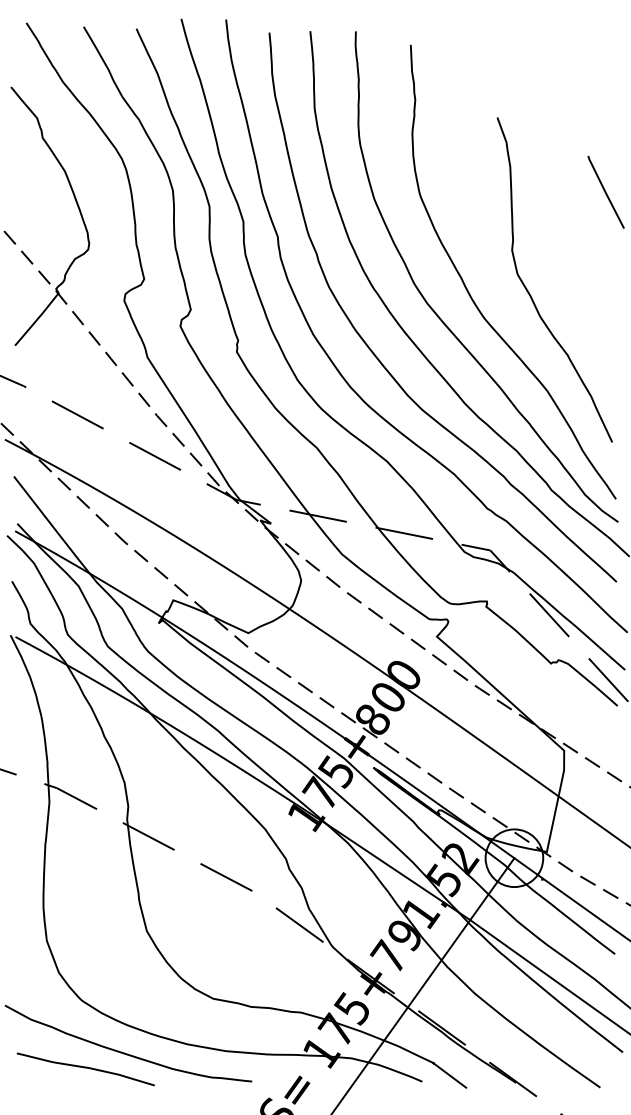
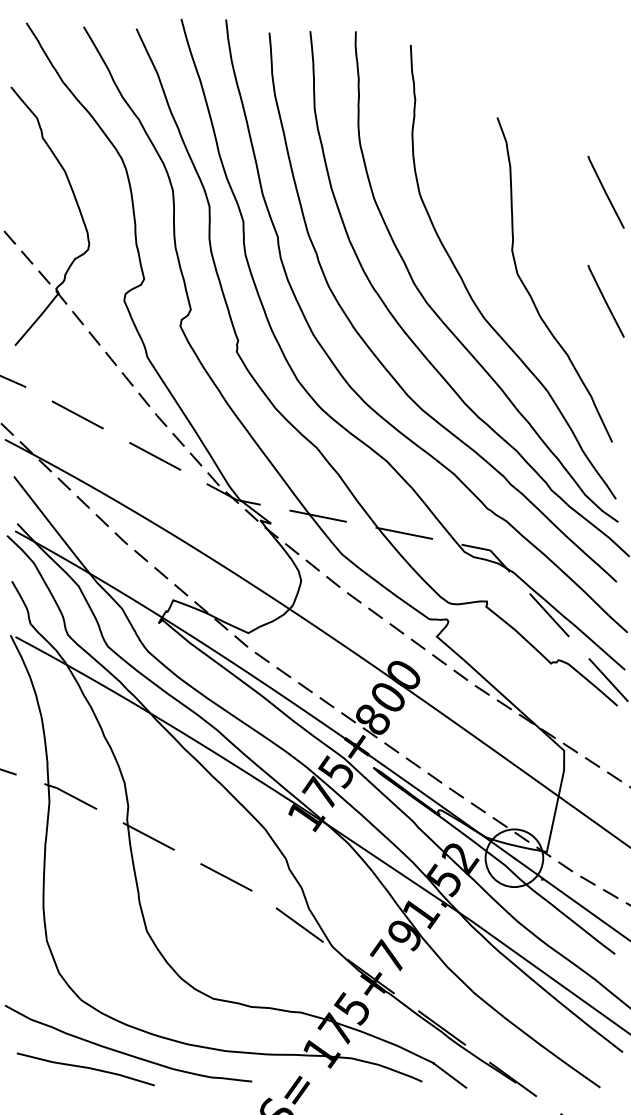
line: none -> present (605, 301)
line: present -> none (423, 984)
